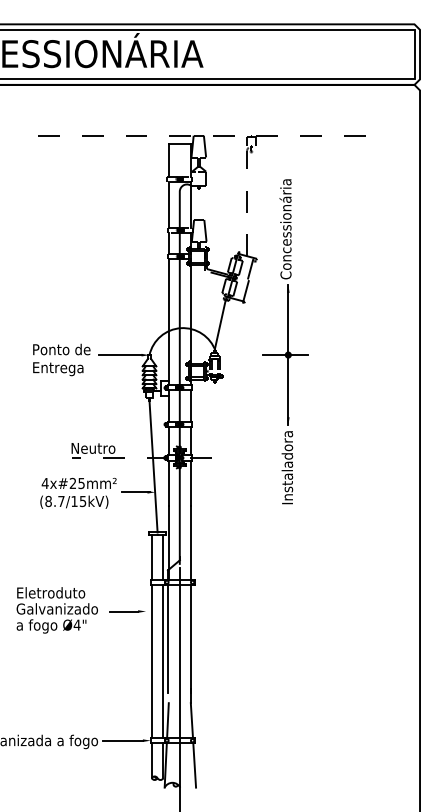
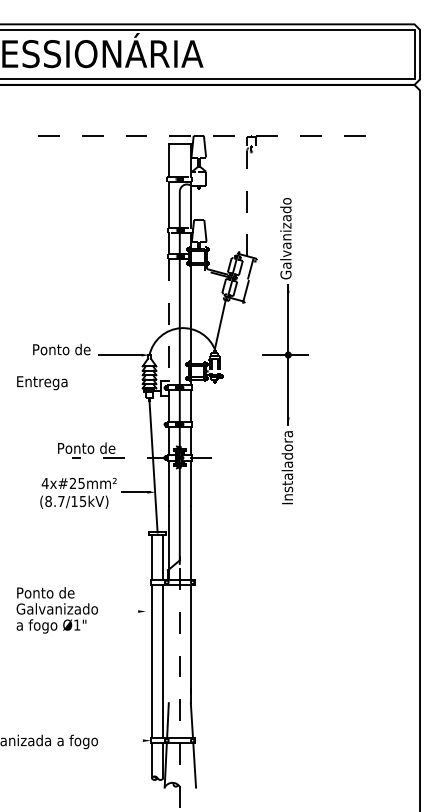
text: Concessionária -> Galvanizado (285, 226)
line: solid -> dashed (168, 322)
text position: (58, 369) -> (42, 383) (42, 383)
text: Neutro -> Ponto de (86, 447)
text: Eletroduto -> Ponto de (51, 592)
line: present -> none (124, 611)
text: Ø4" -> Ø1" (76, 624)
line: present -> none (168, 638)
line: solid -> dashed (179, 690)
line: present -> none (122, 740)
